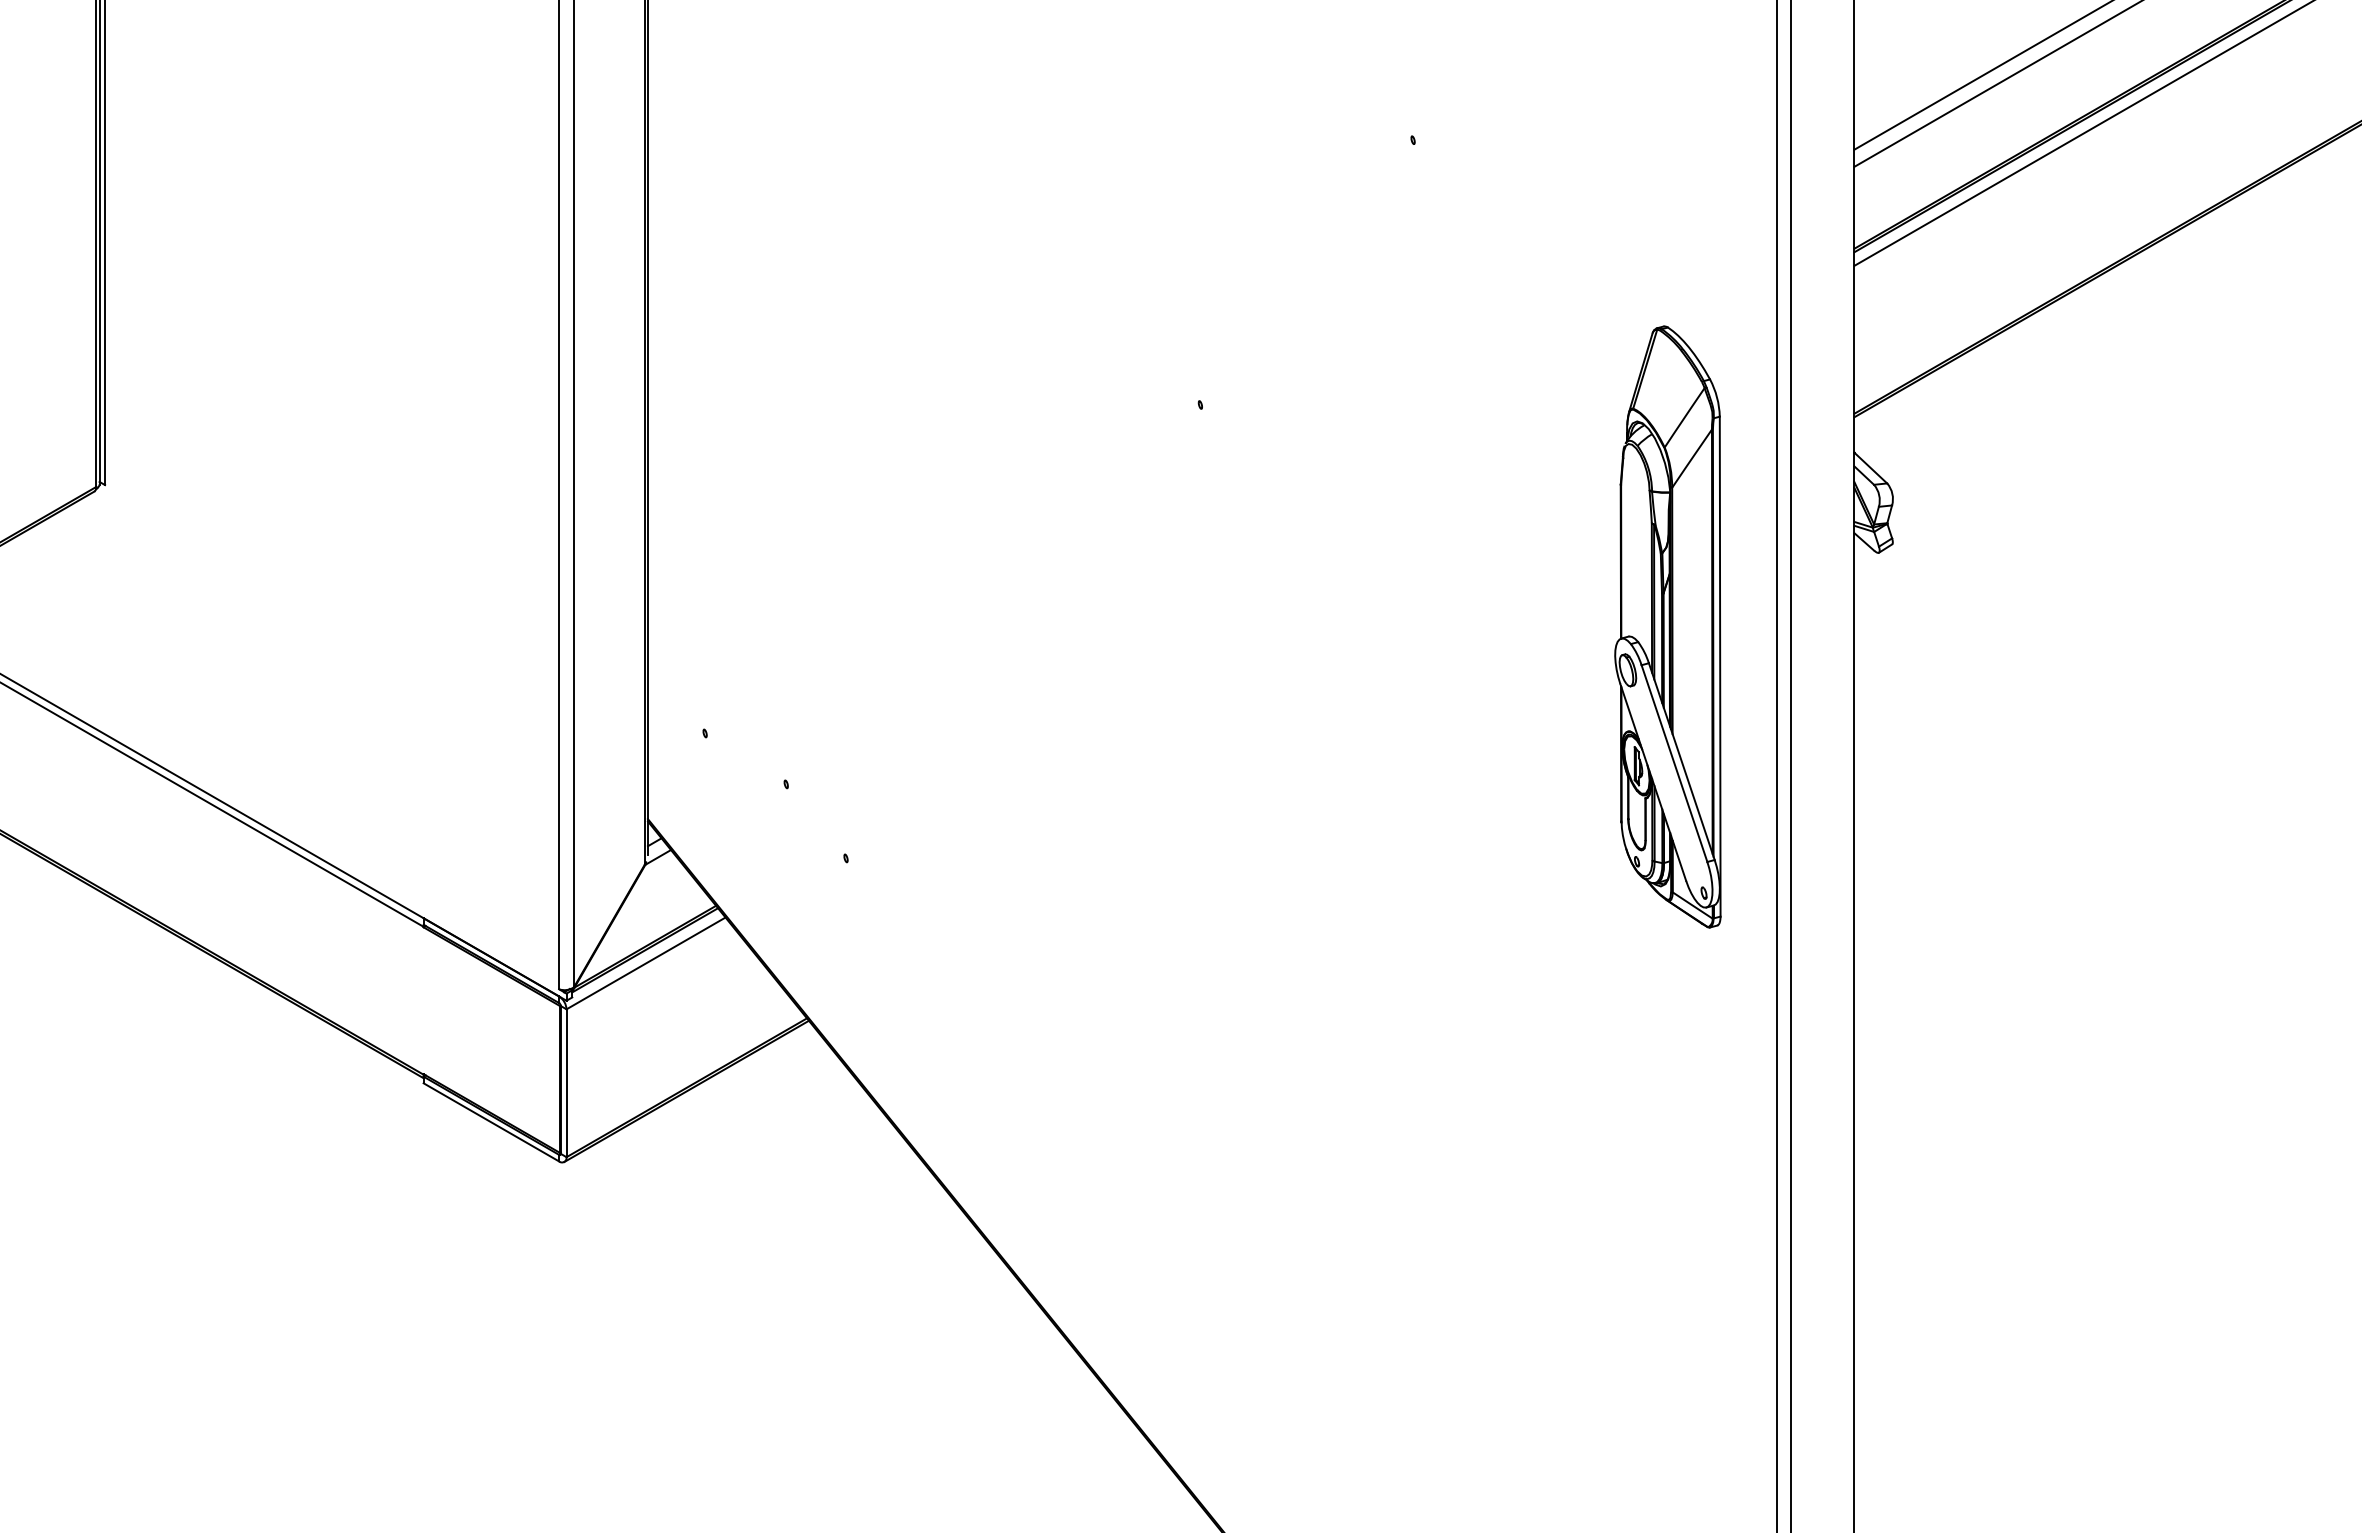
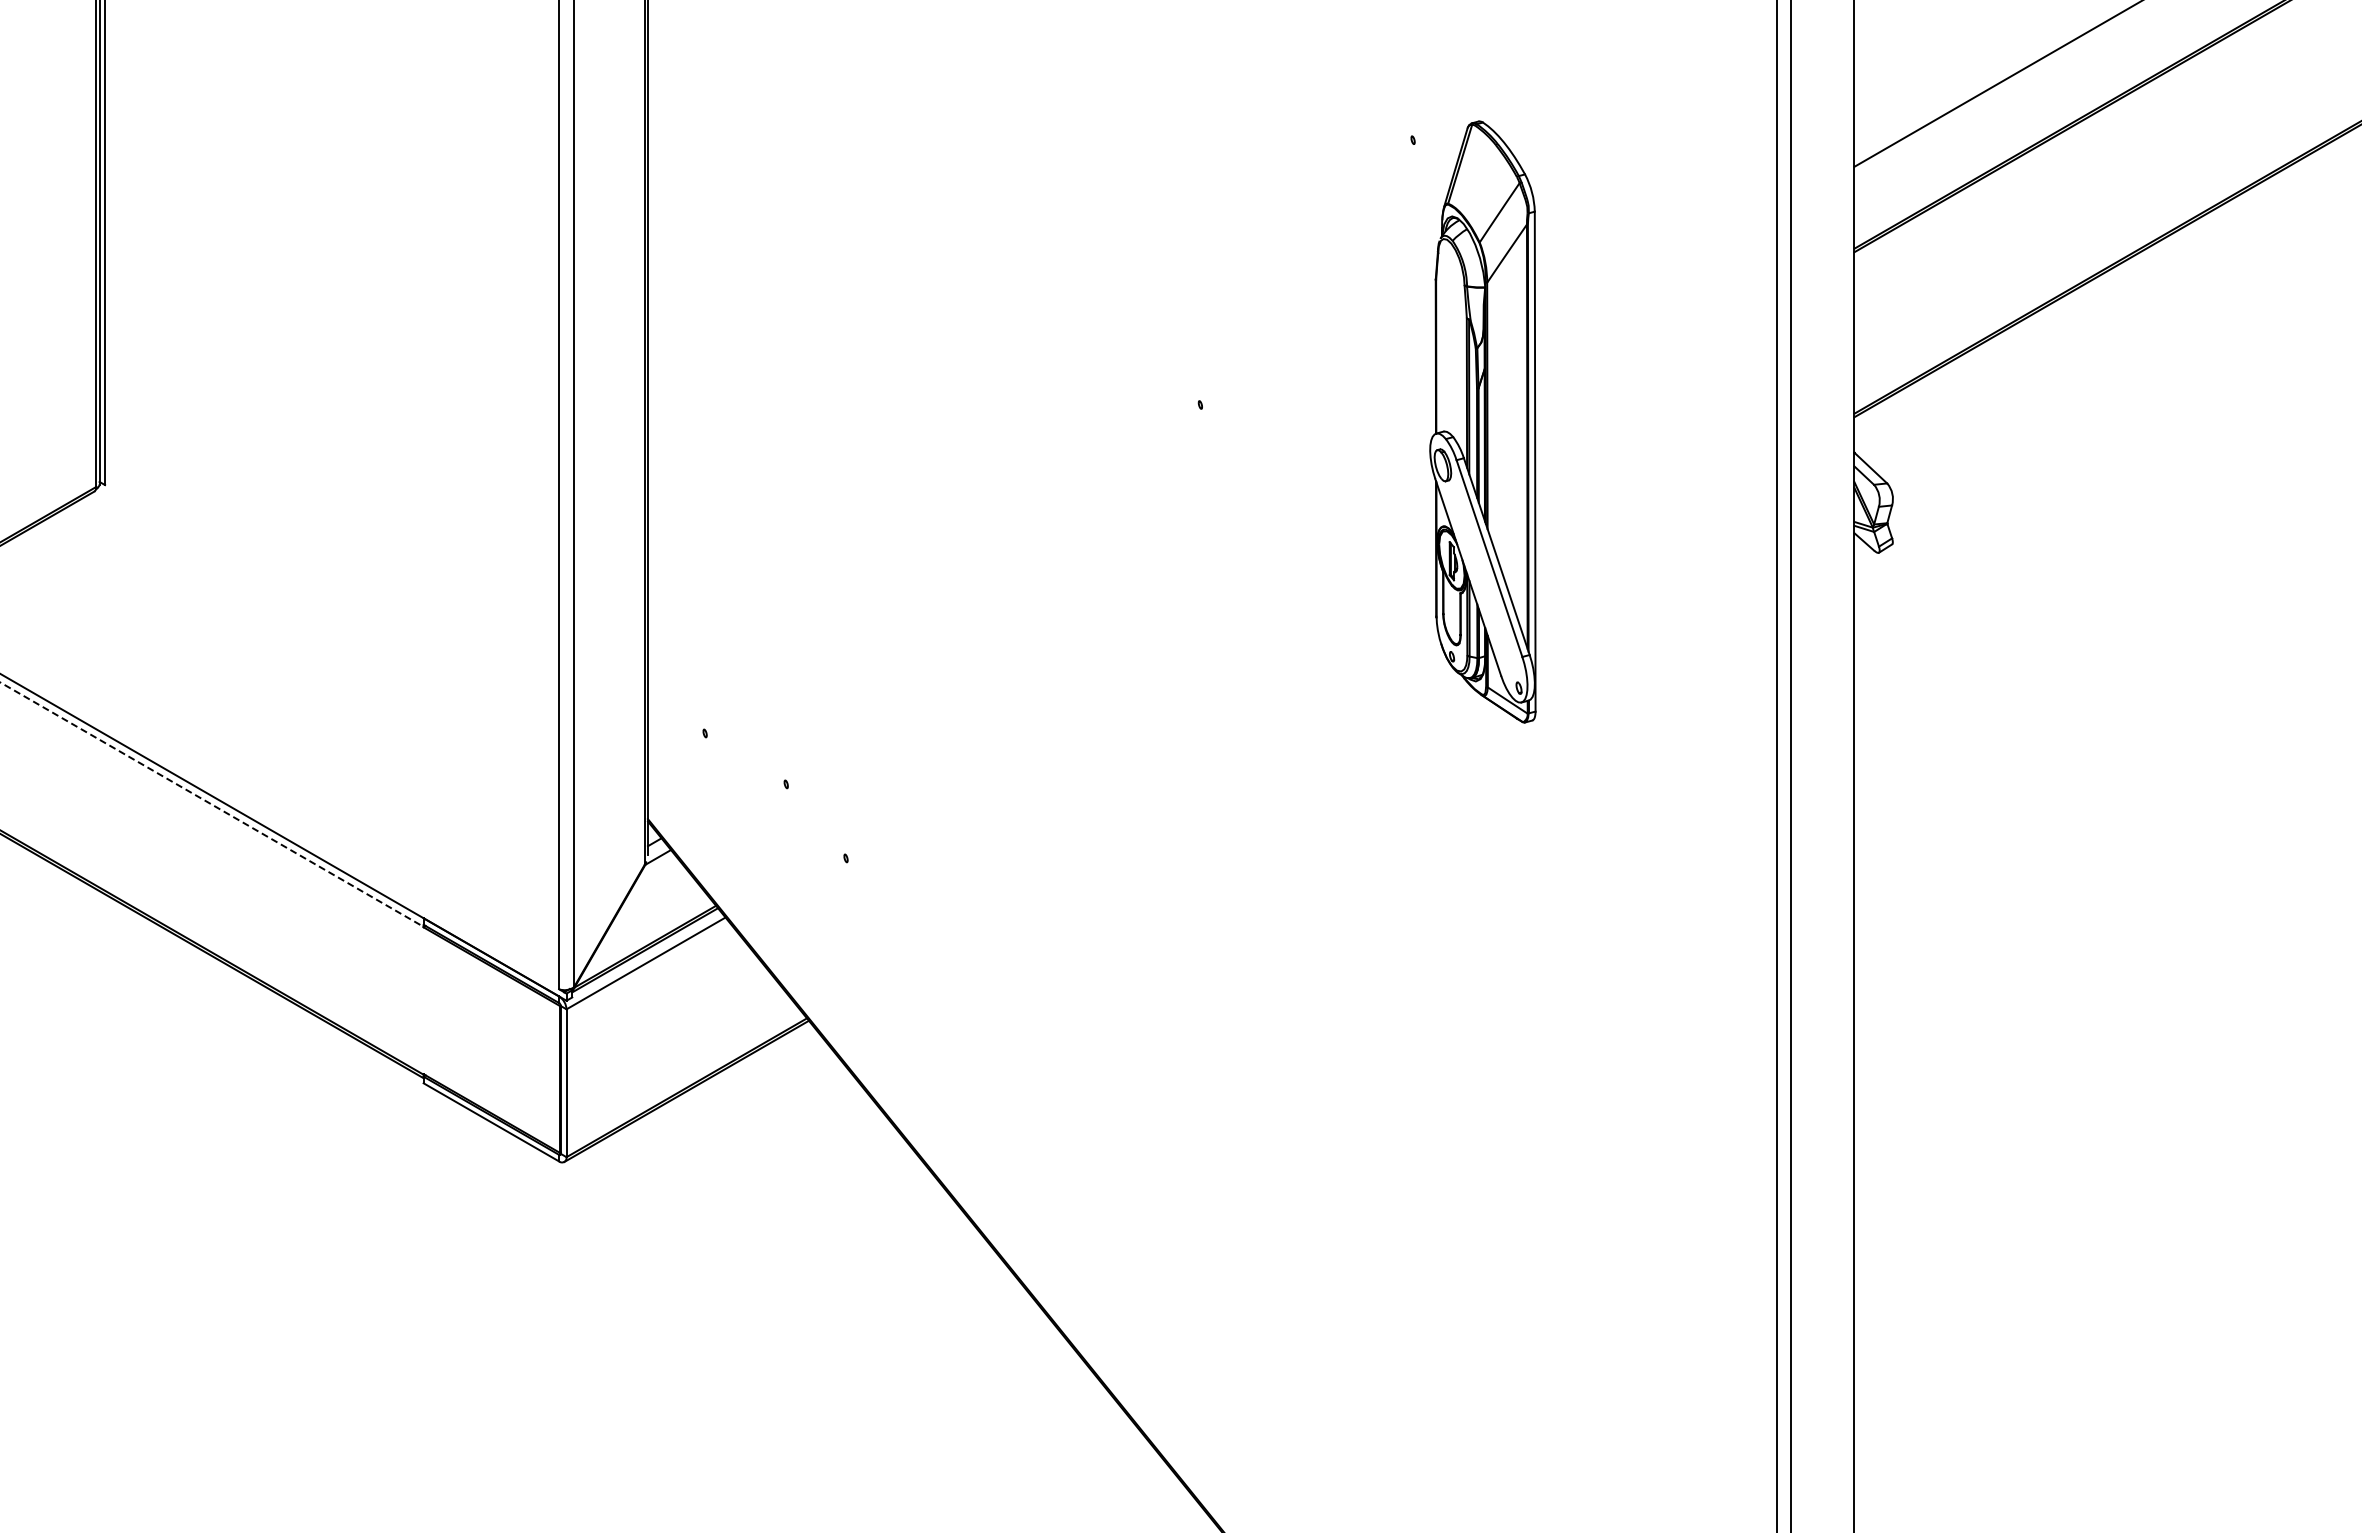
line: present -> none (1981, 75)
line: present -> none (2082, 133)
part position: (1667, 626) -> (1482, 421) (1482, 421)
line: solid -> dashed (212, 804)
